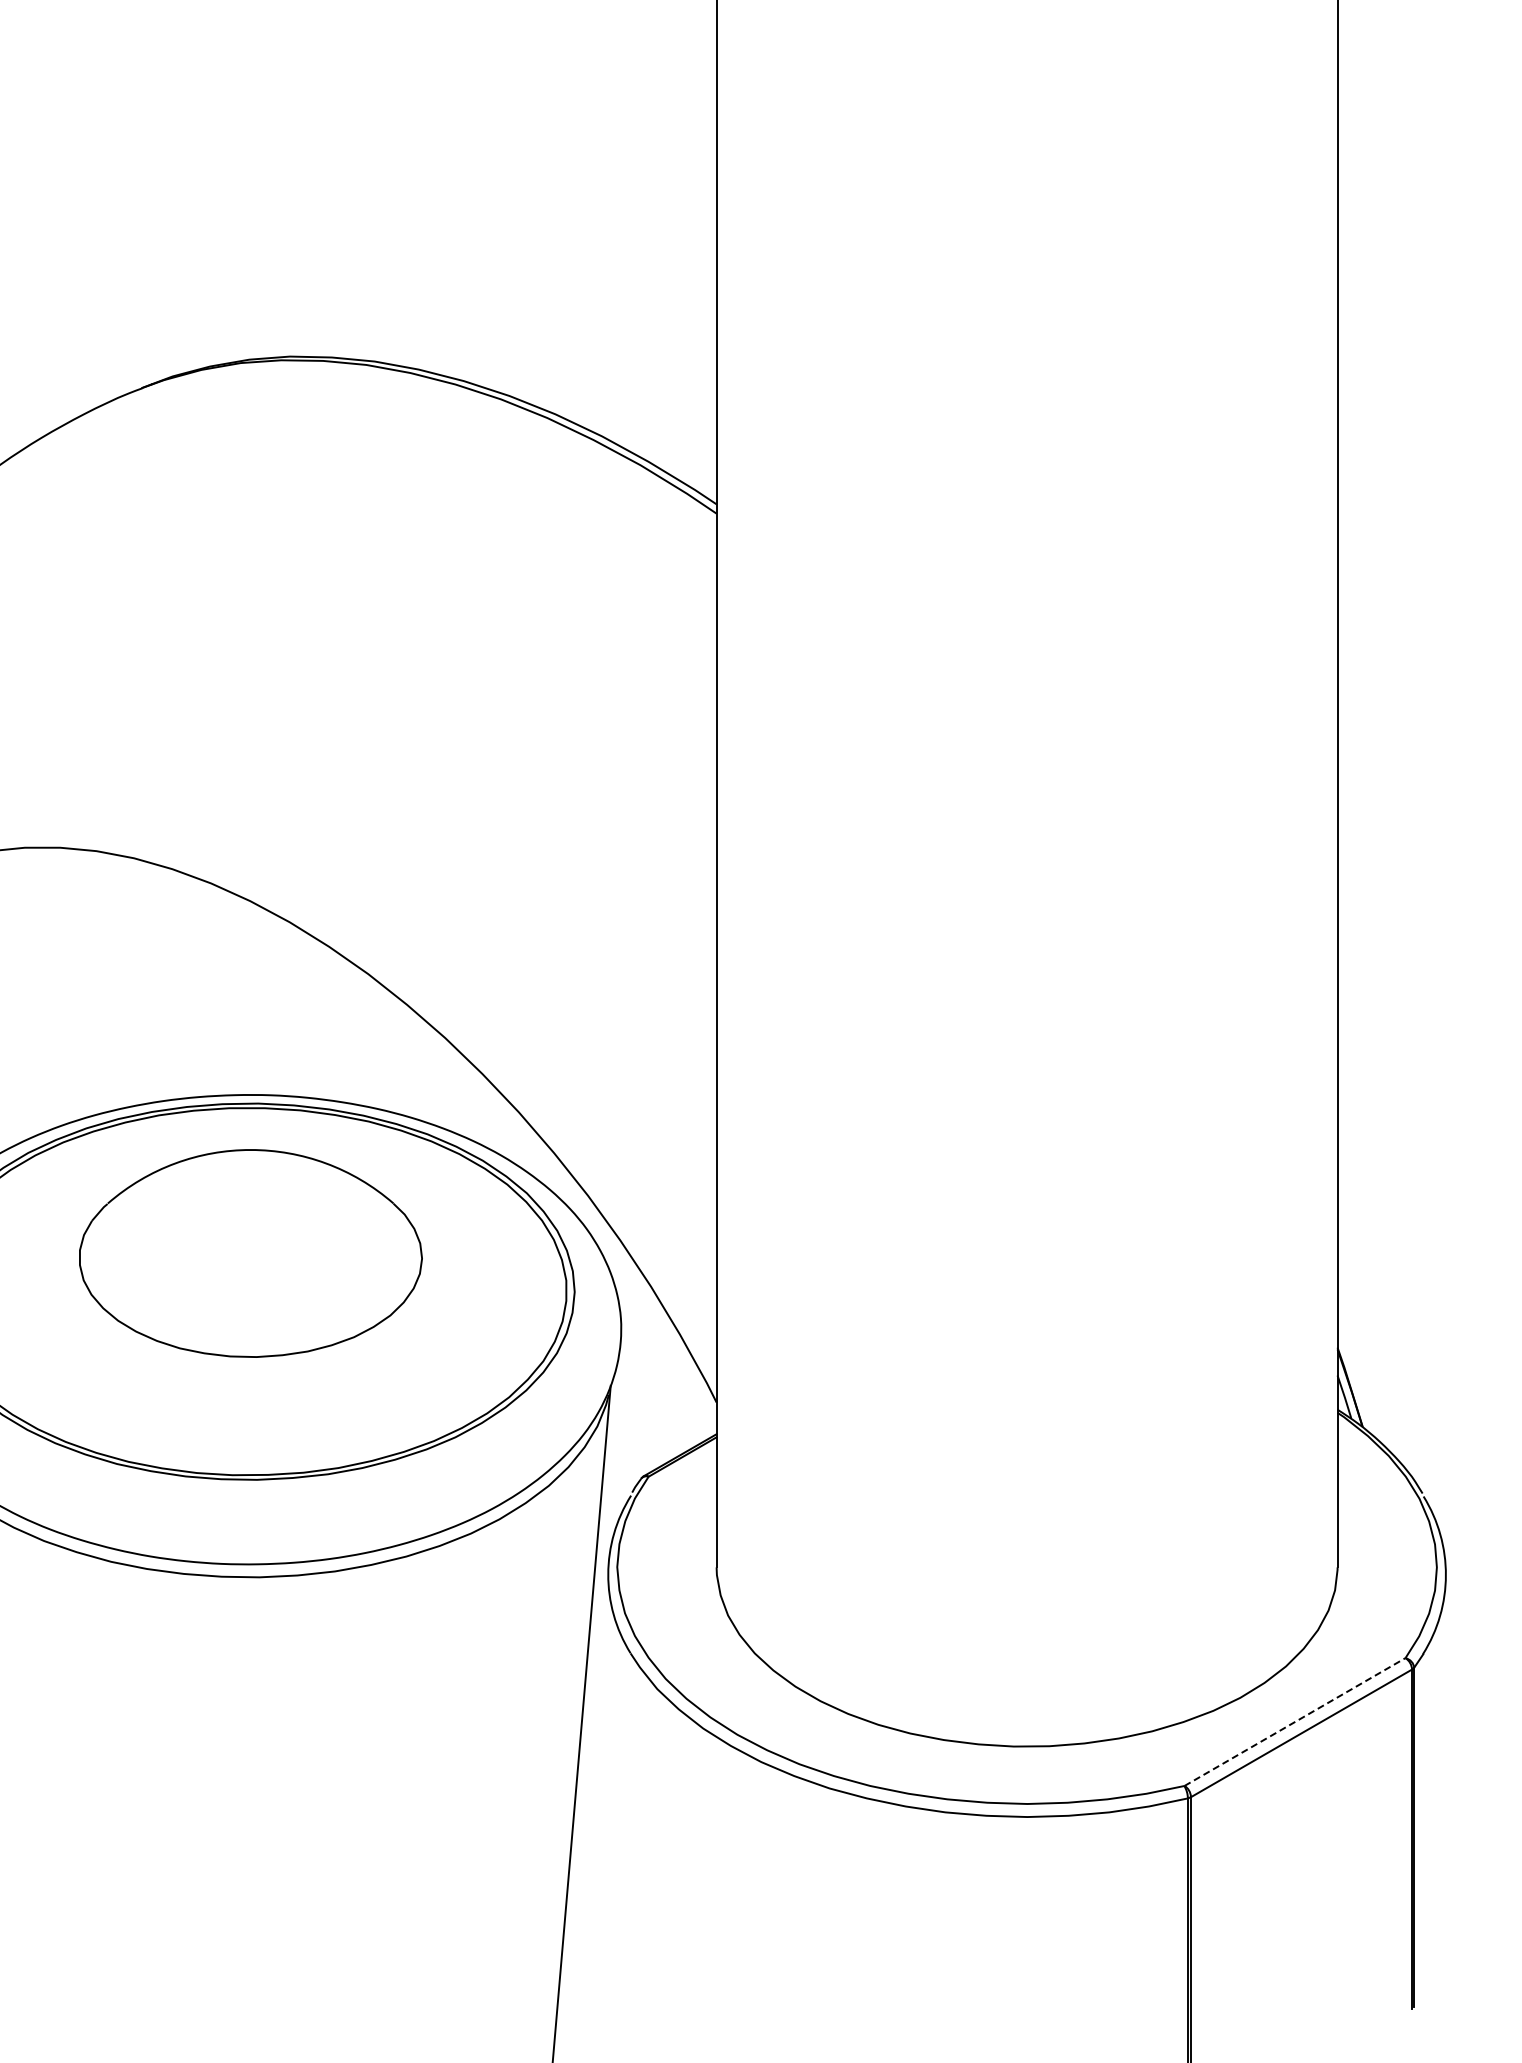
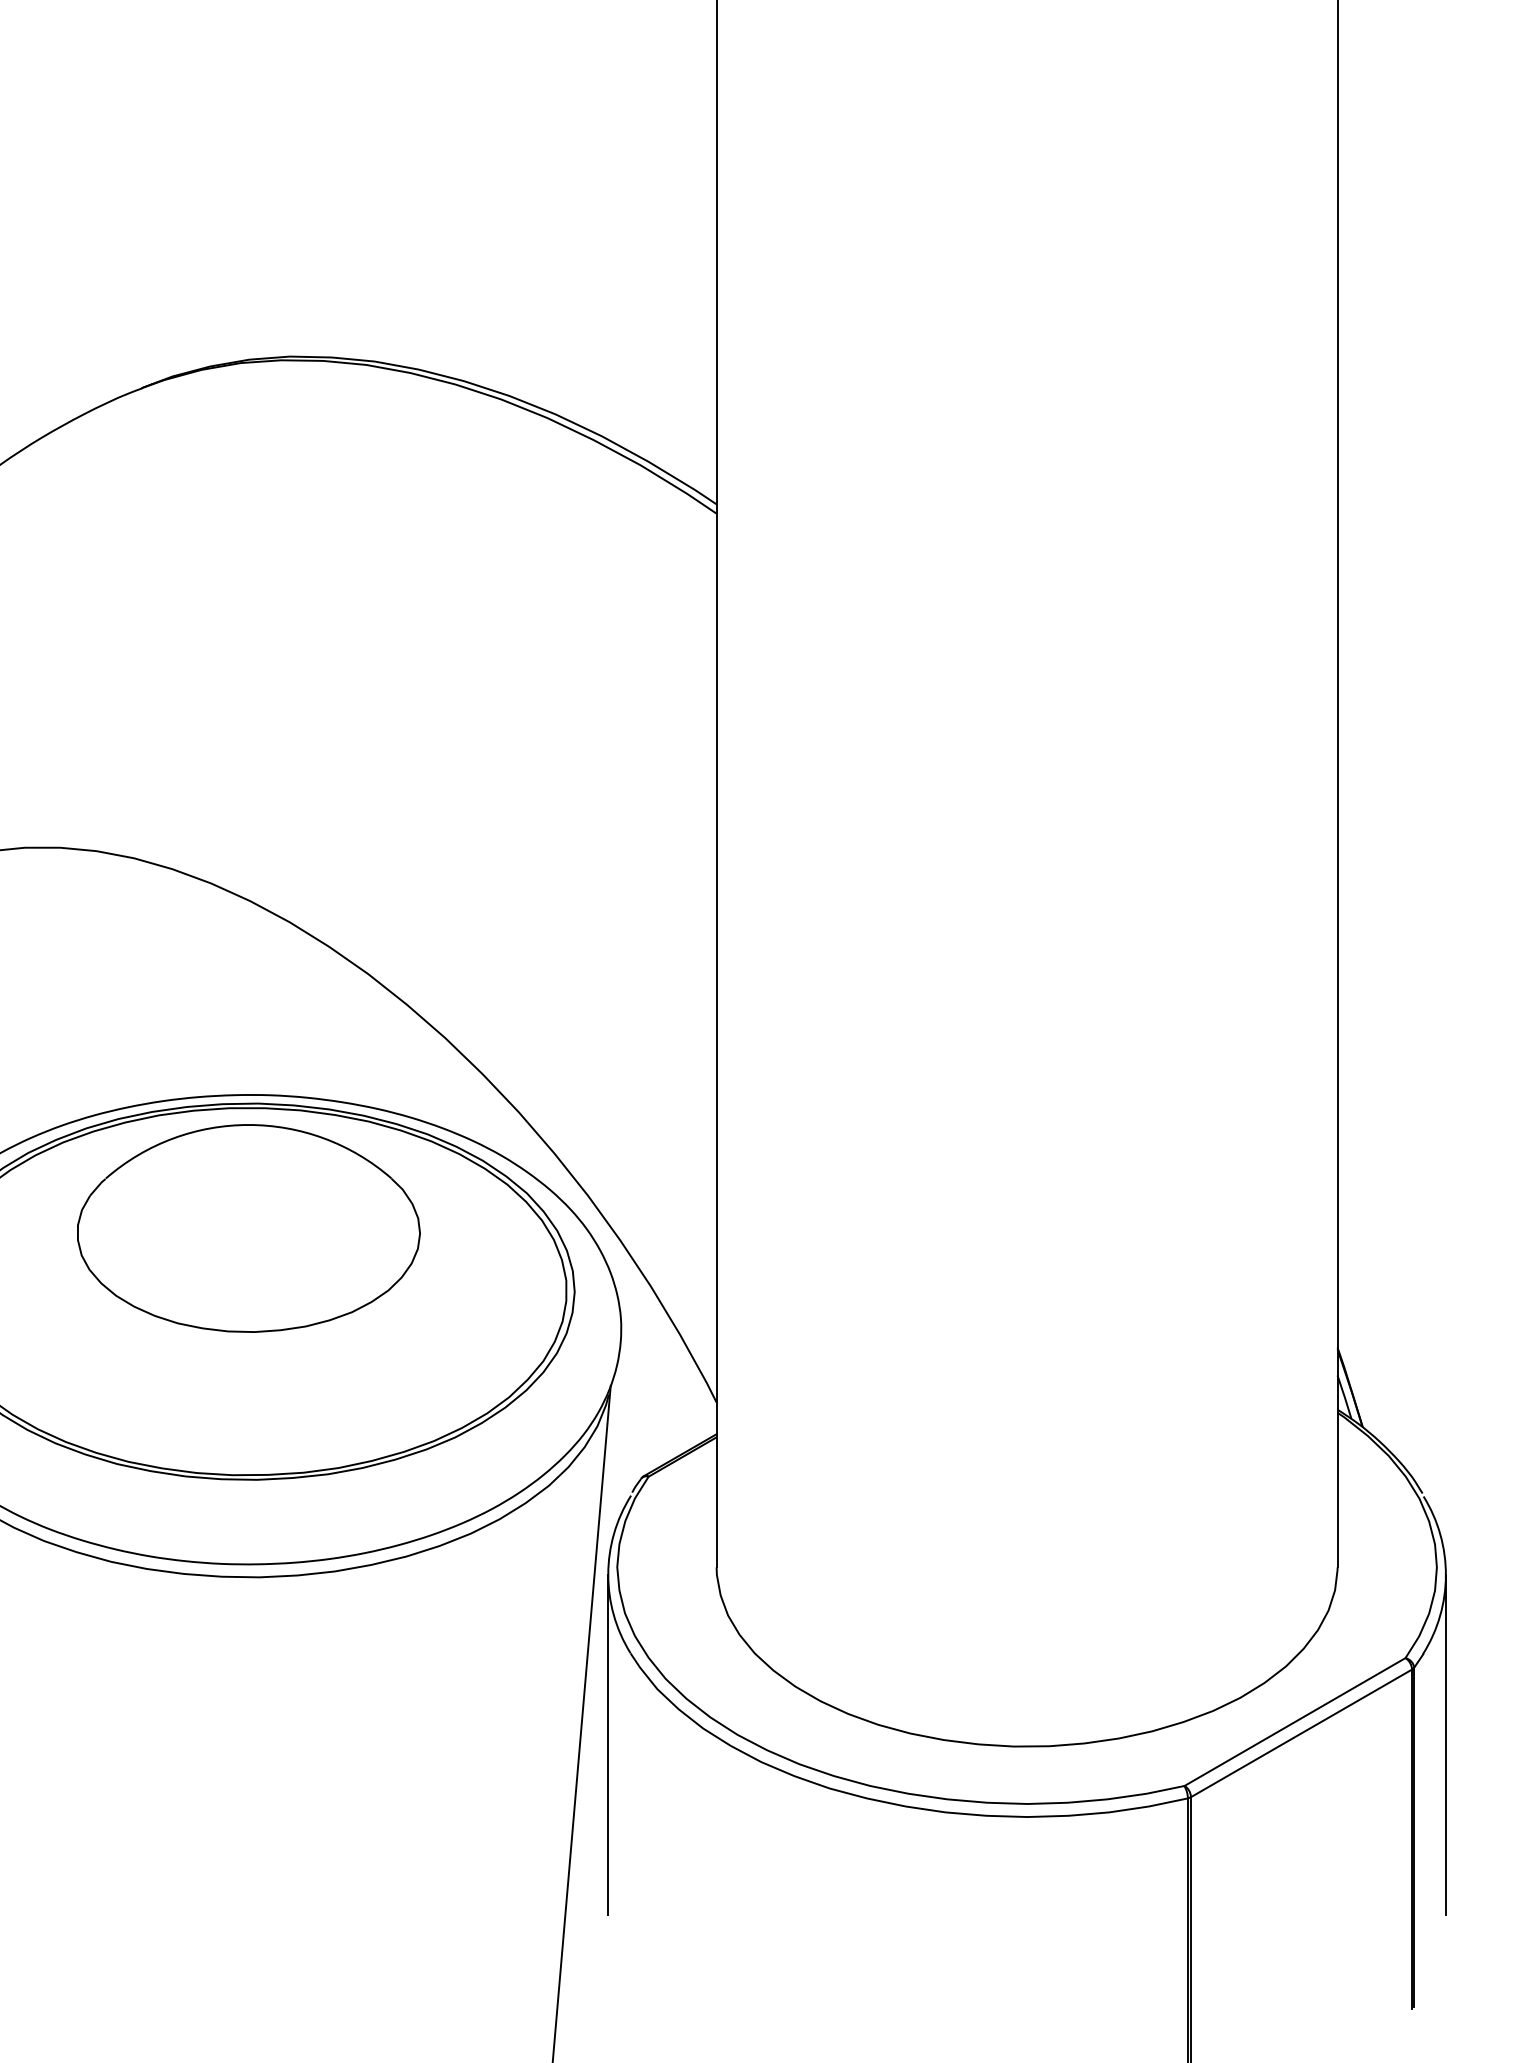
part position: (250, 1253) -> (248, 1228) (248, 1228)
line: dashed -> solid (1295, 1722)
line: none -> present (607, 1744)
line: none -> present (1446, 1744)
